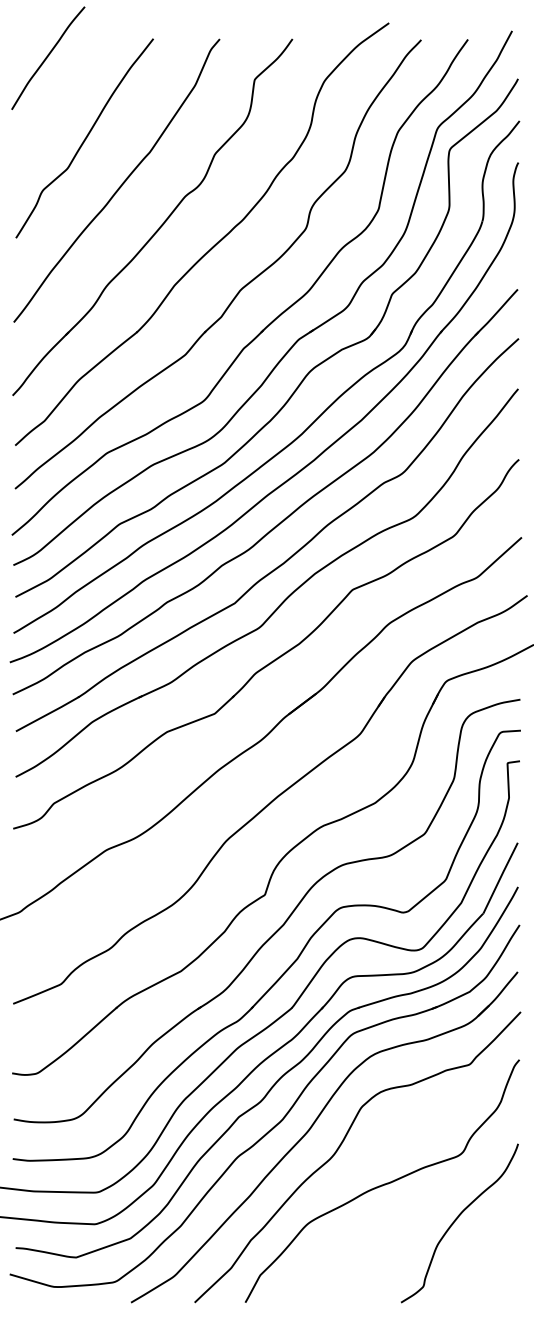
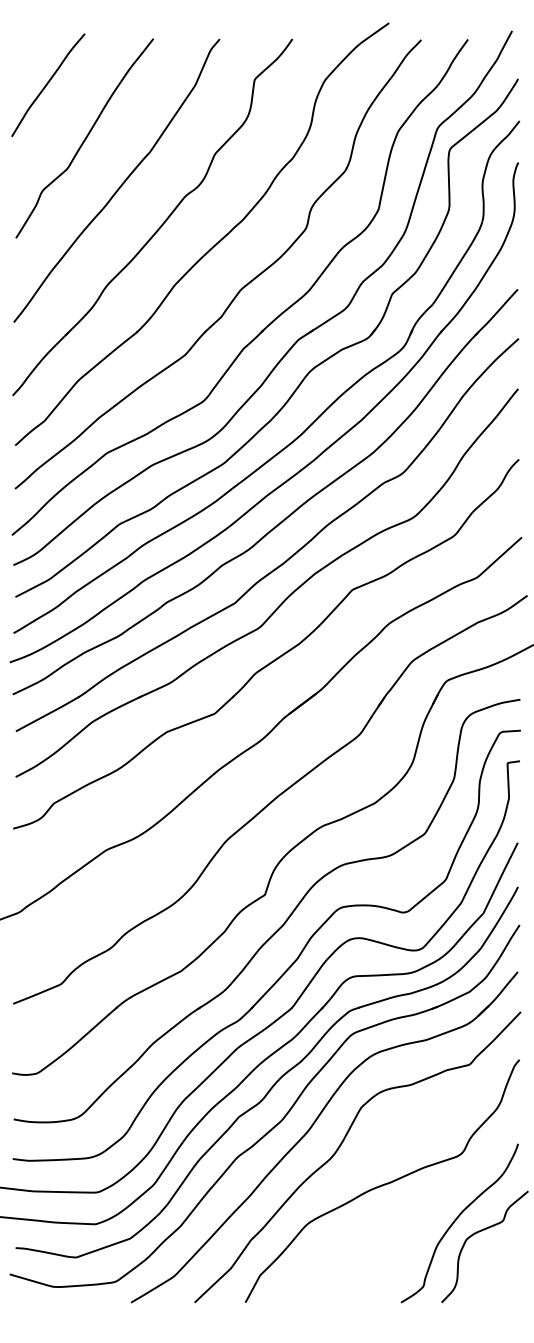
curve position: (48, 56) -> (48, 83) (48, 83)
curve: none -> present (477, 1233)
